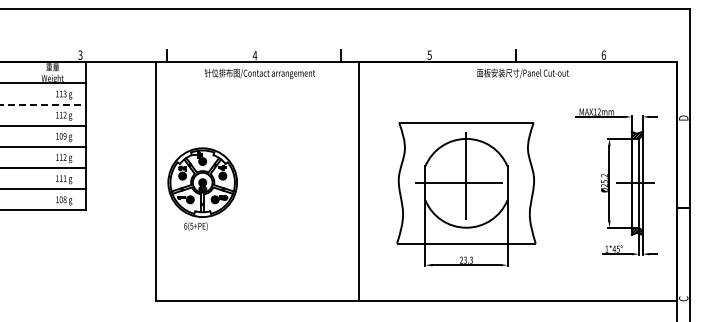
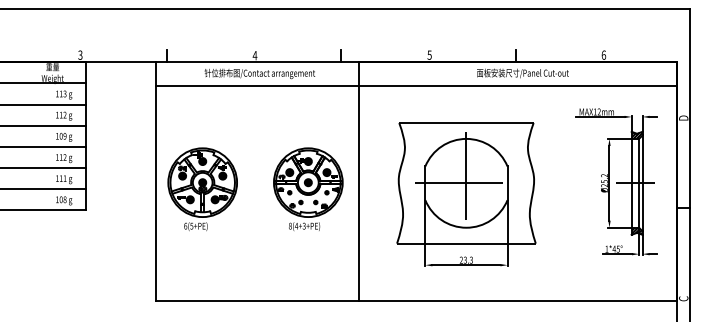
line: none -> present (416, 86)
line: dashed -> solid (43, 104)
part: none -> present (308, 188)
